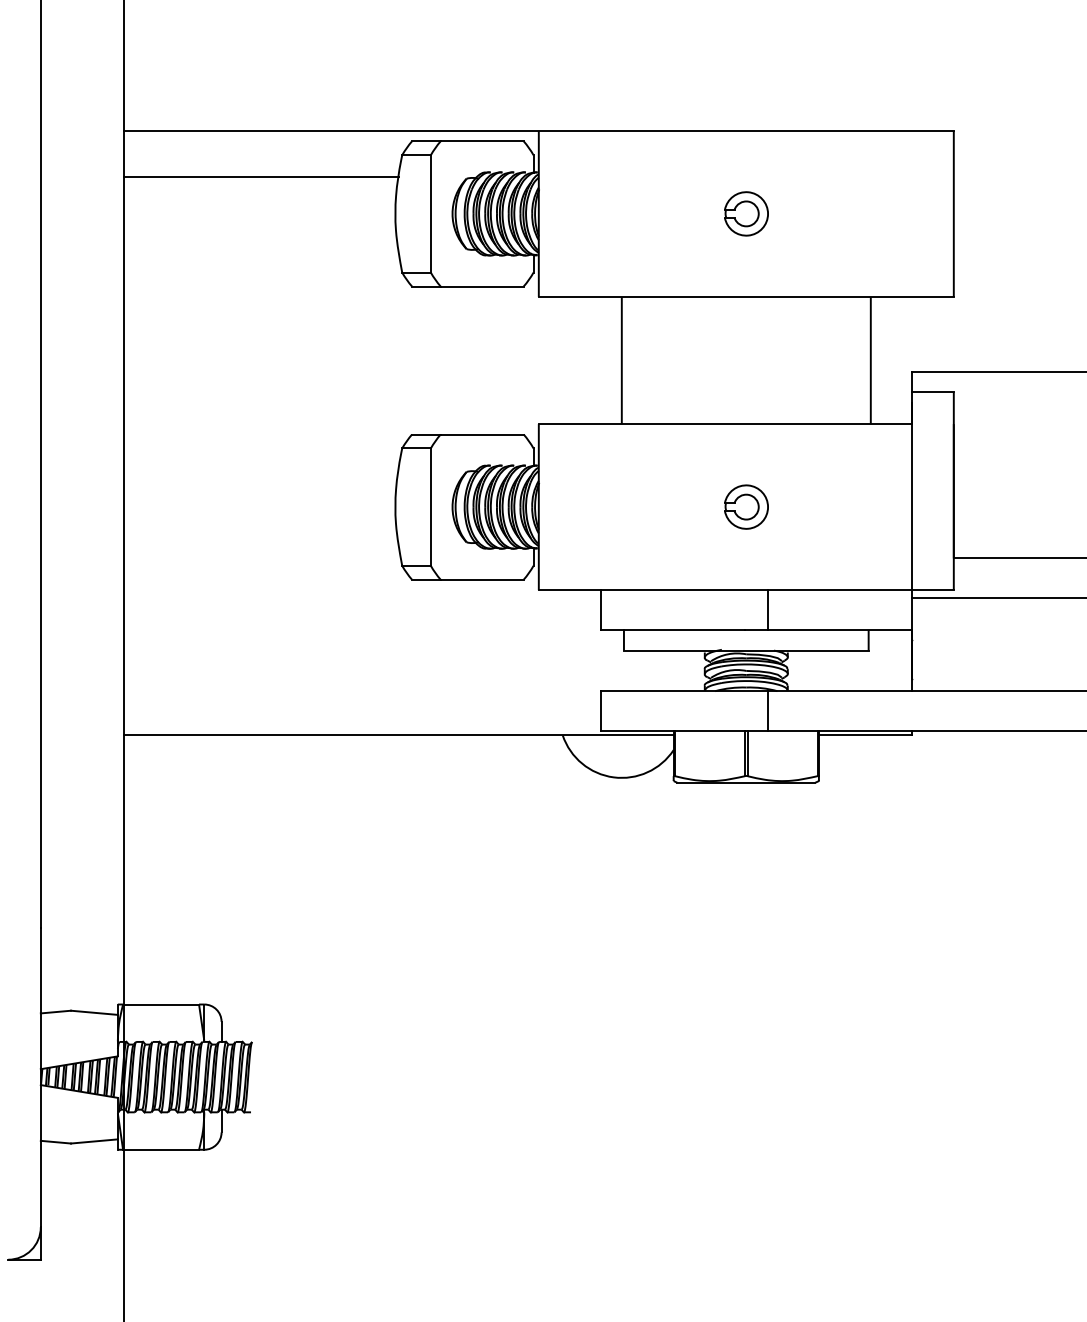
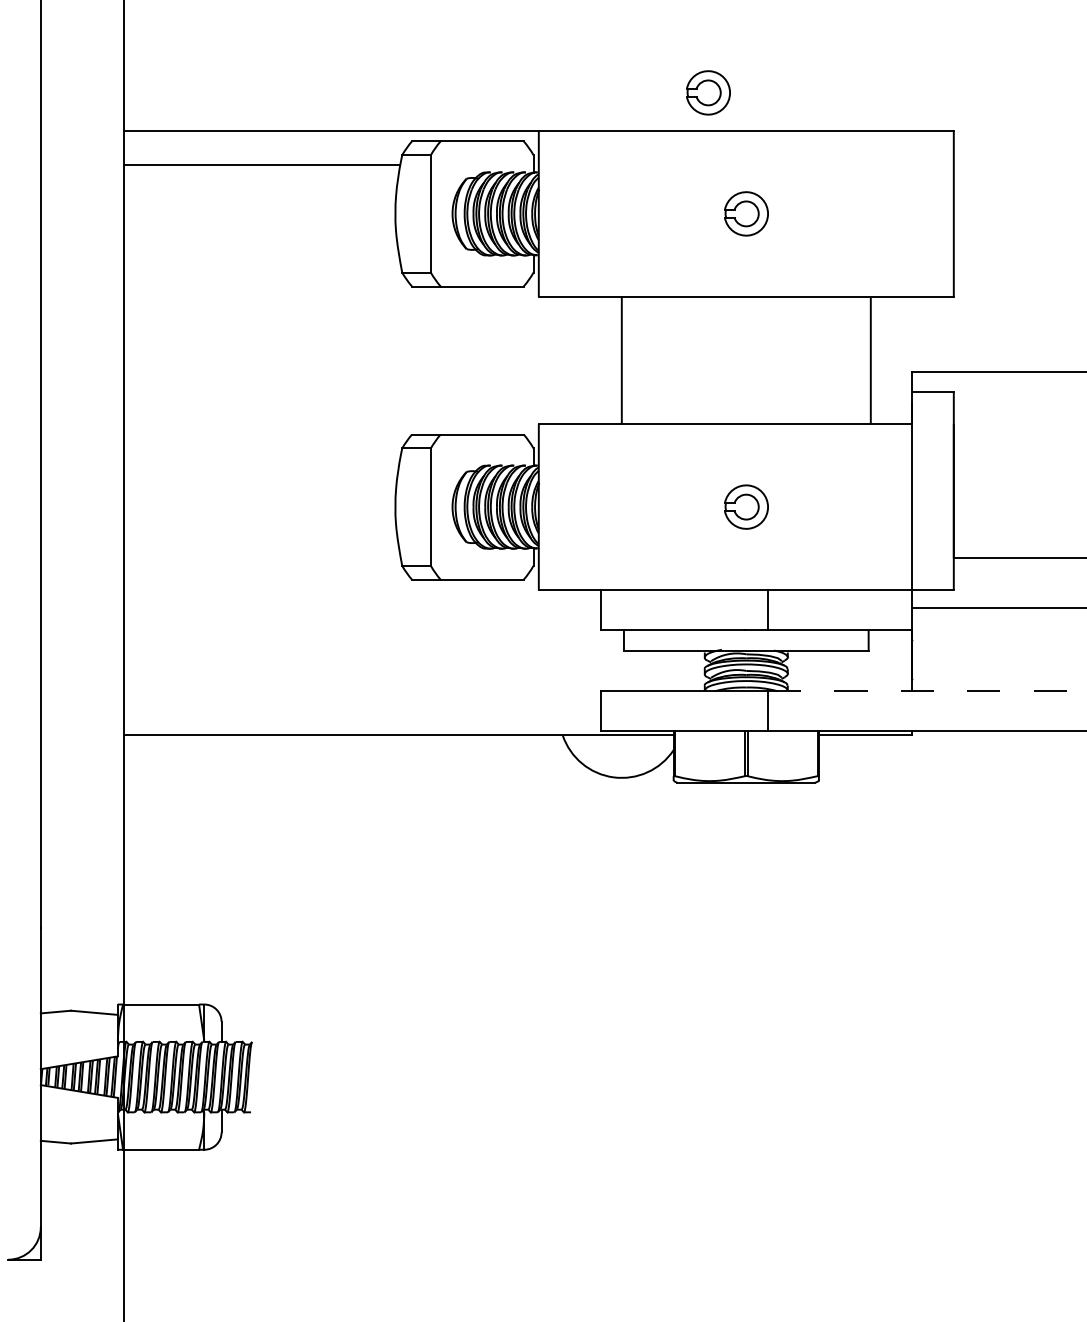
part: none -> present (708, 92)
line position: (260, 176) -> (260, 164) (260, 164)
line position: (997, 598) -> (997, 608) (997, 608)
line: solid -> dashed (927, 691)
